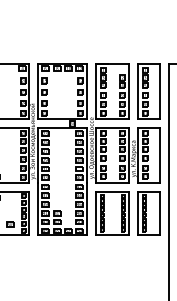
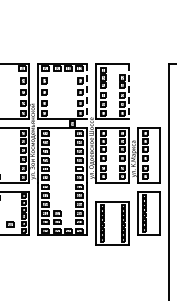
line: solid -> dashed (87, 91)
line: solid -> dashed (129, 91)
part: present -> none (148, 91)
part position: (112, 213) -> (112, 223) (112, 223)
